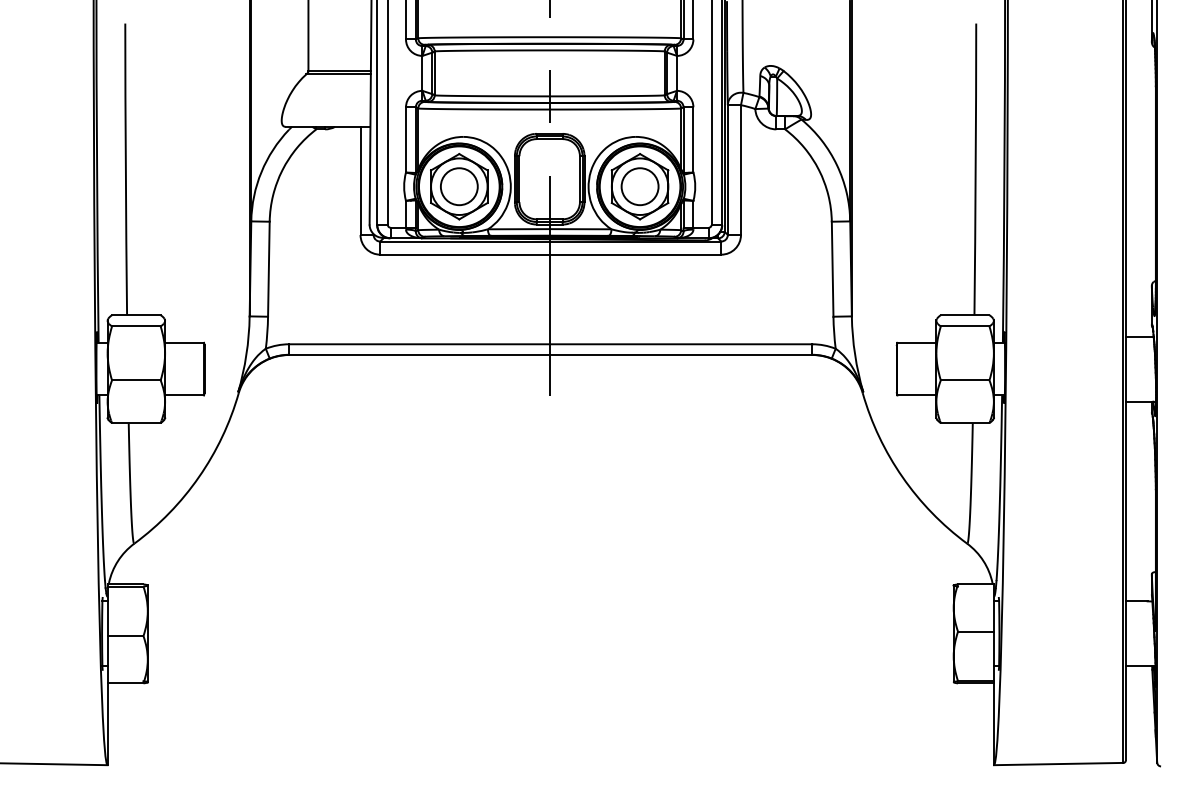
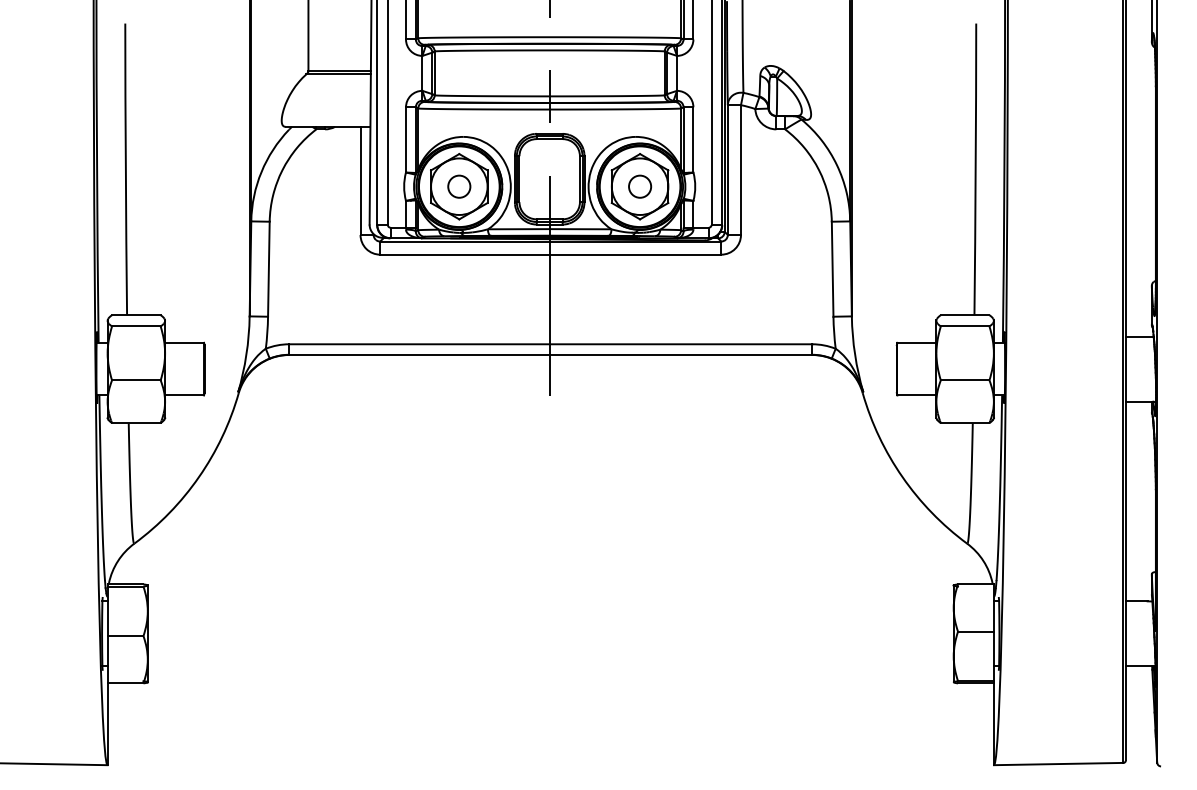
circle diameter: 37 px -> 22 px (459, 186)
circle diameter: 37 px -> 22 px (640, 186)
